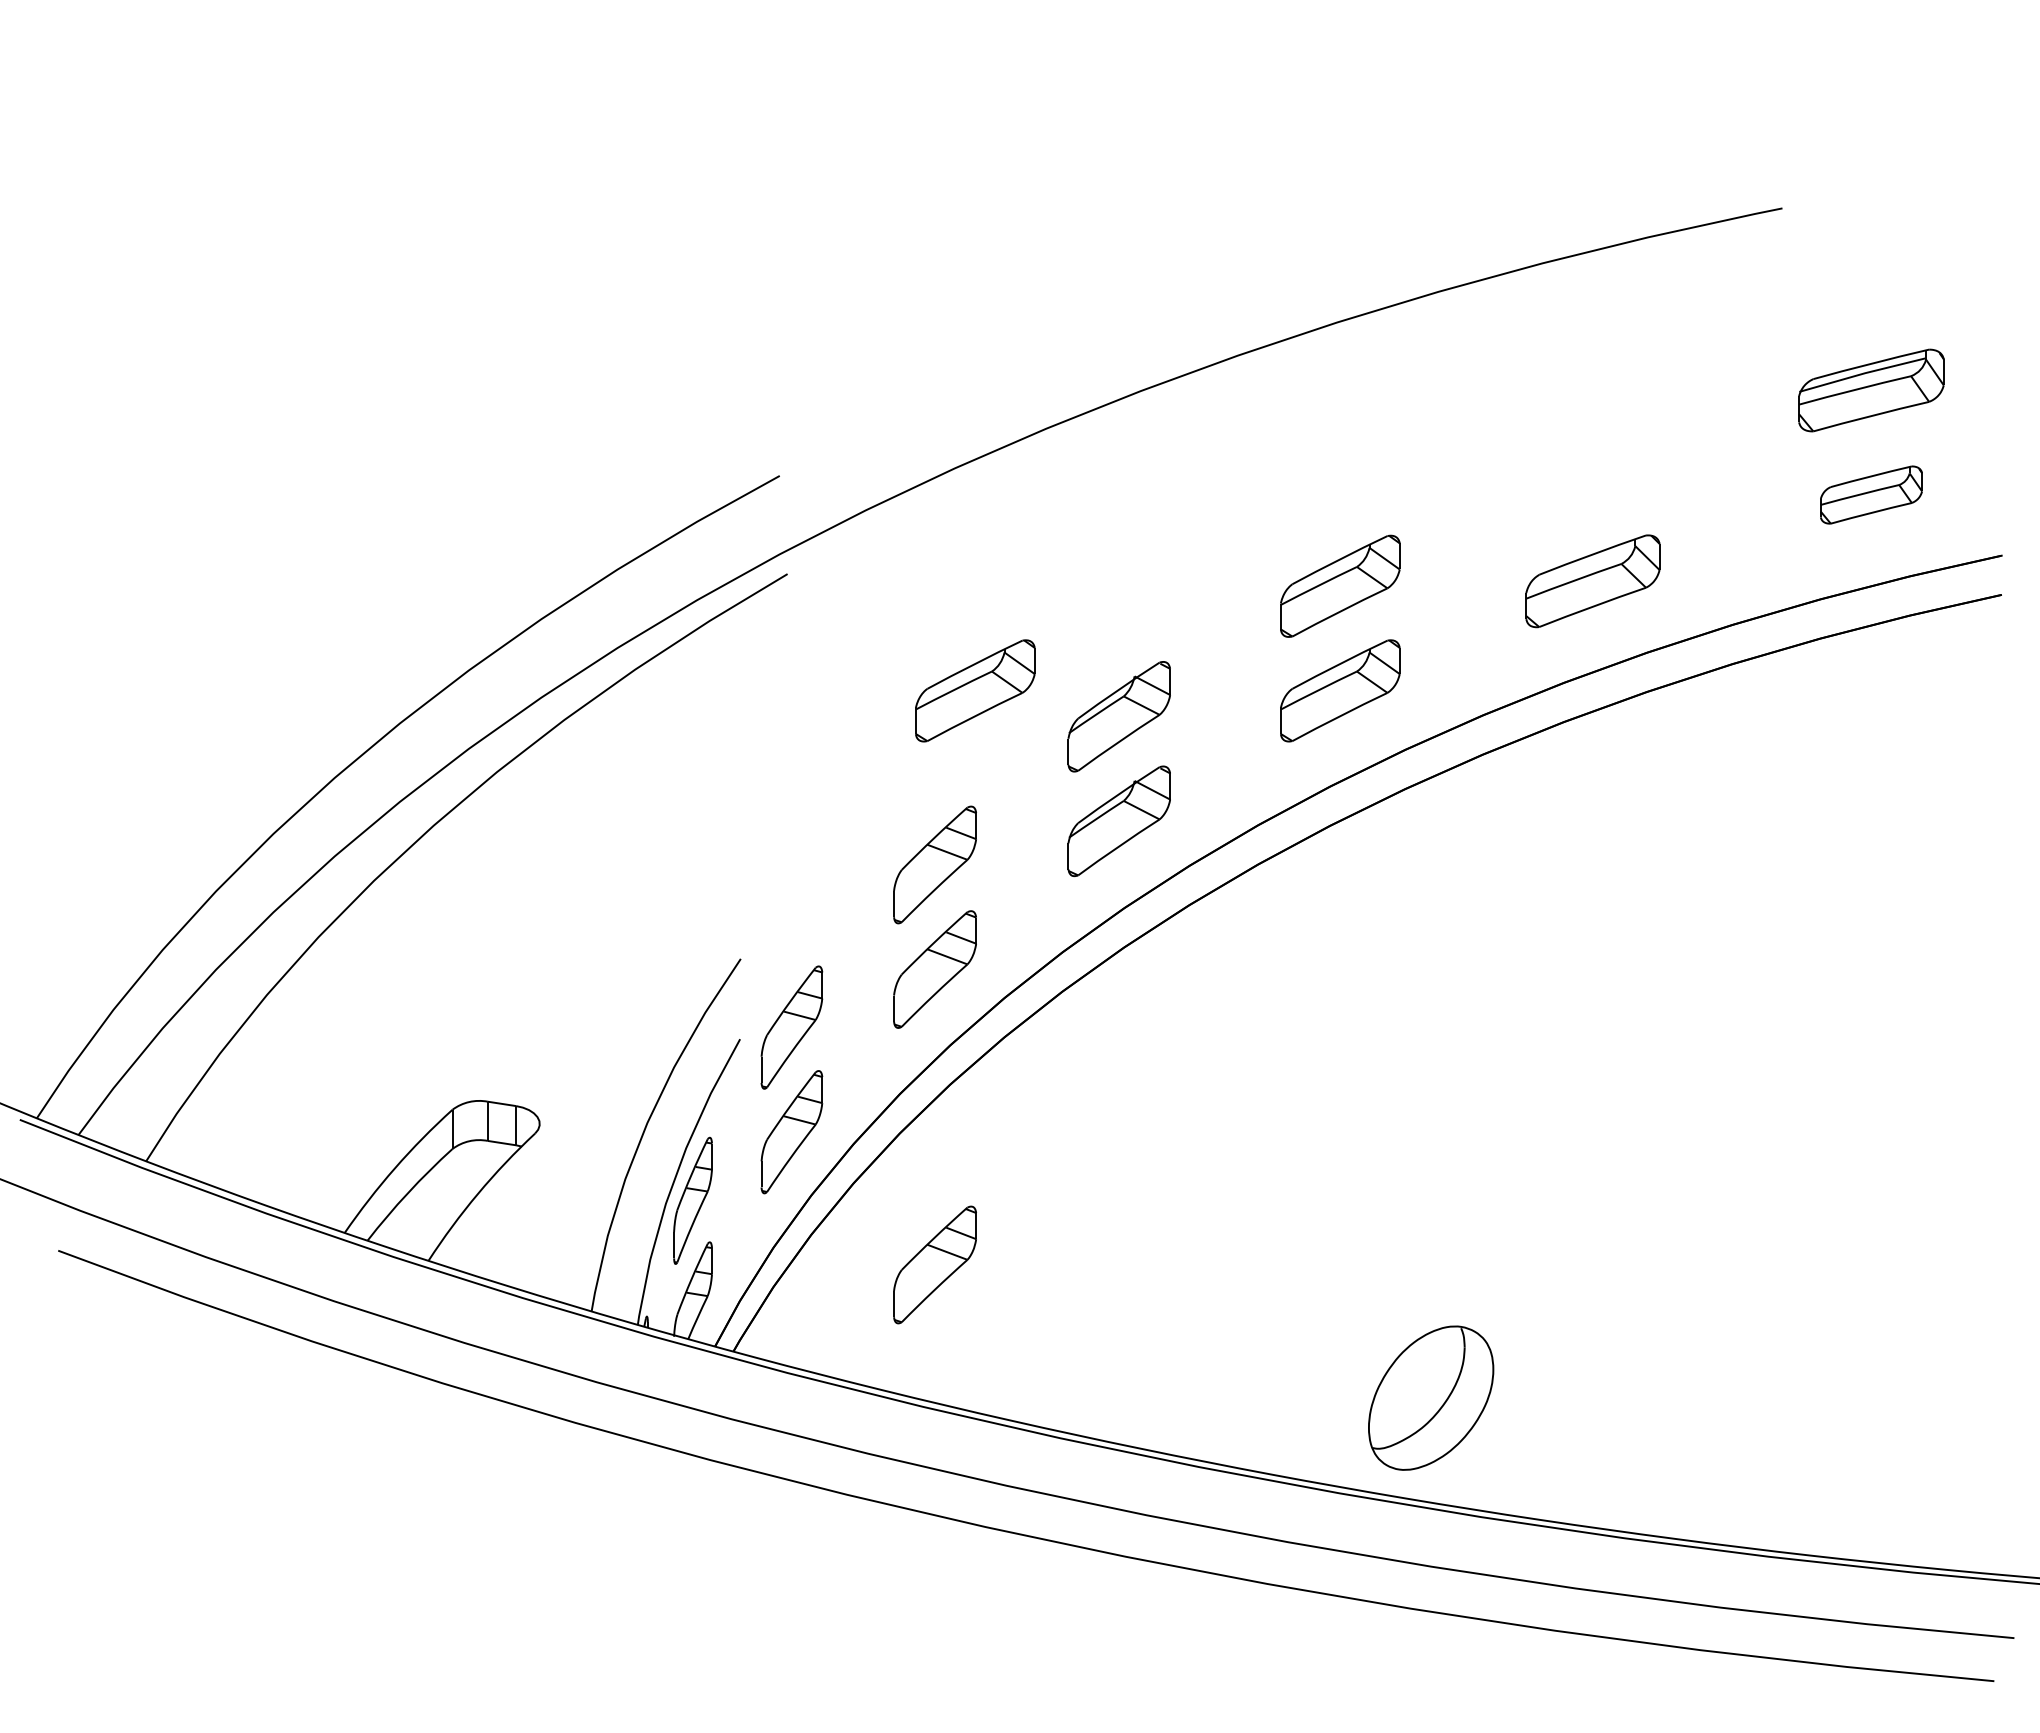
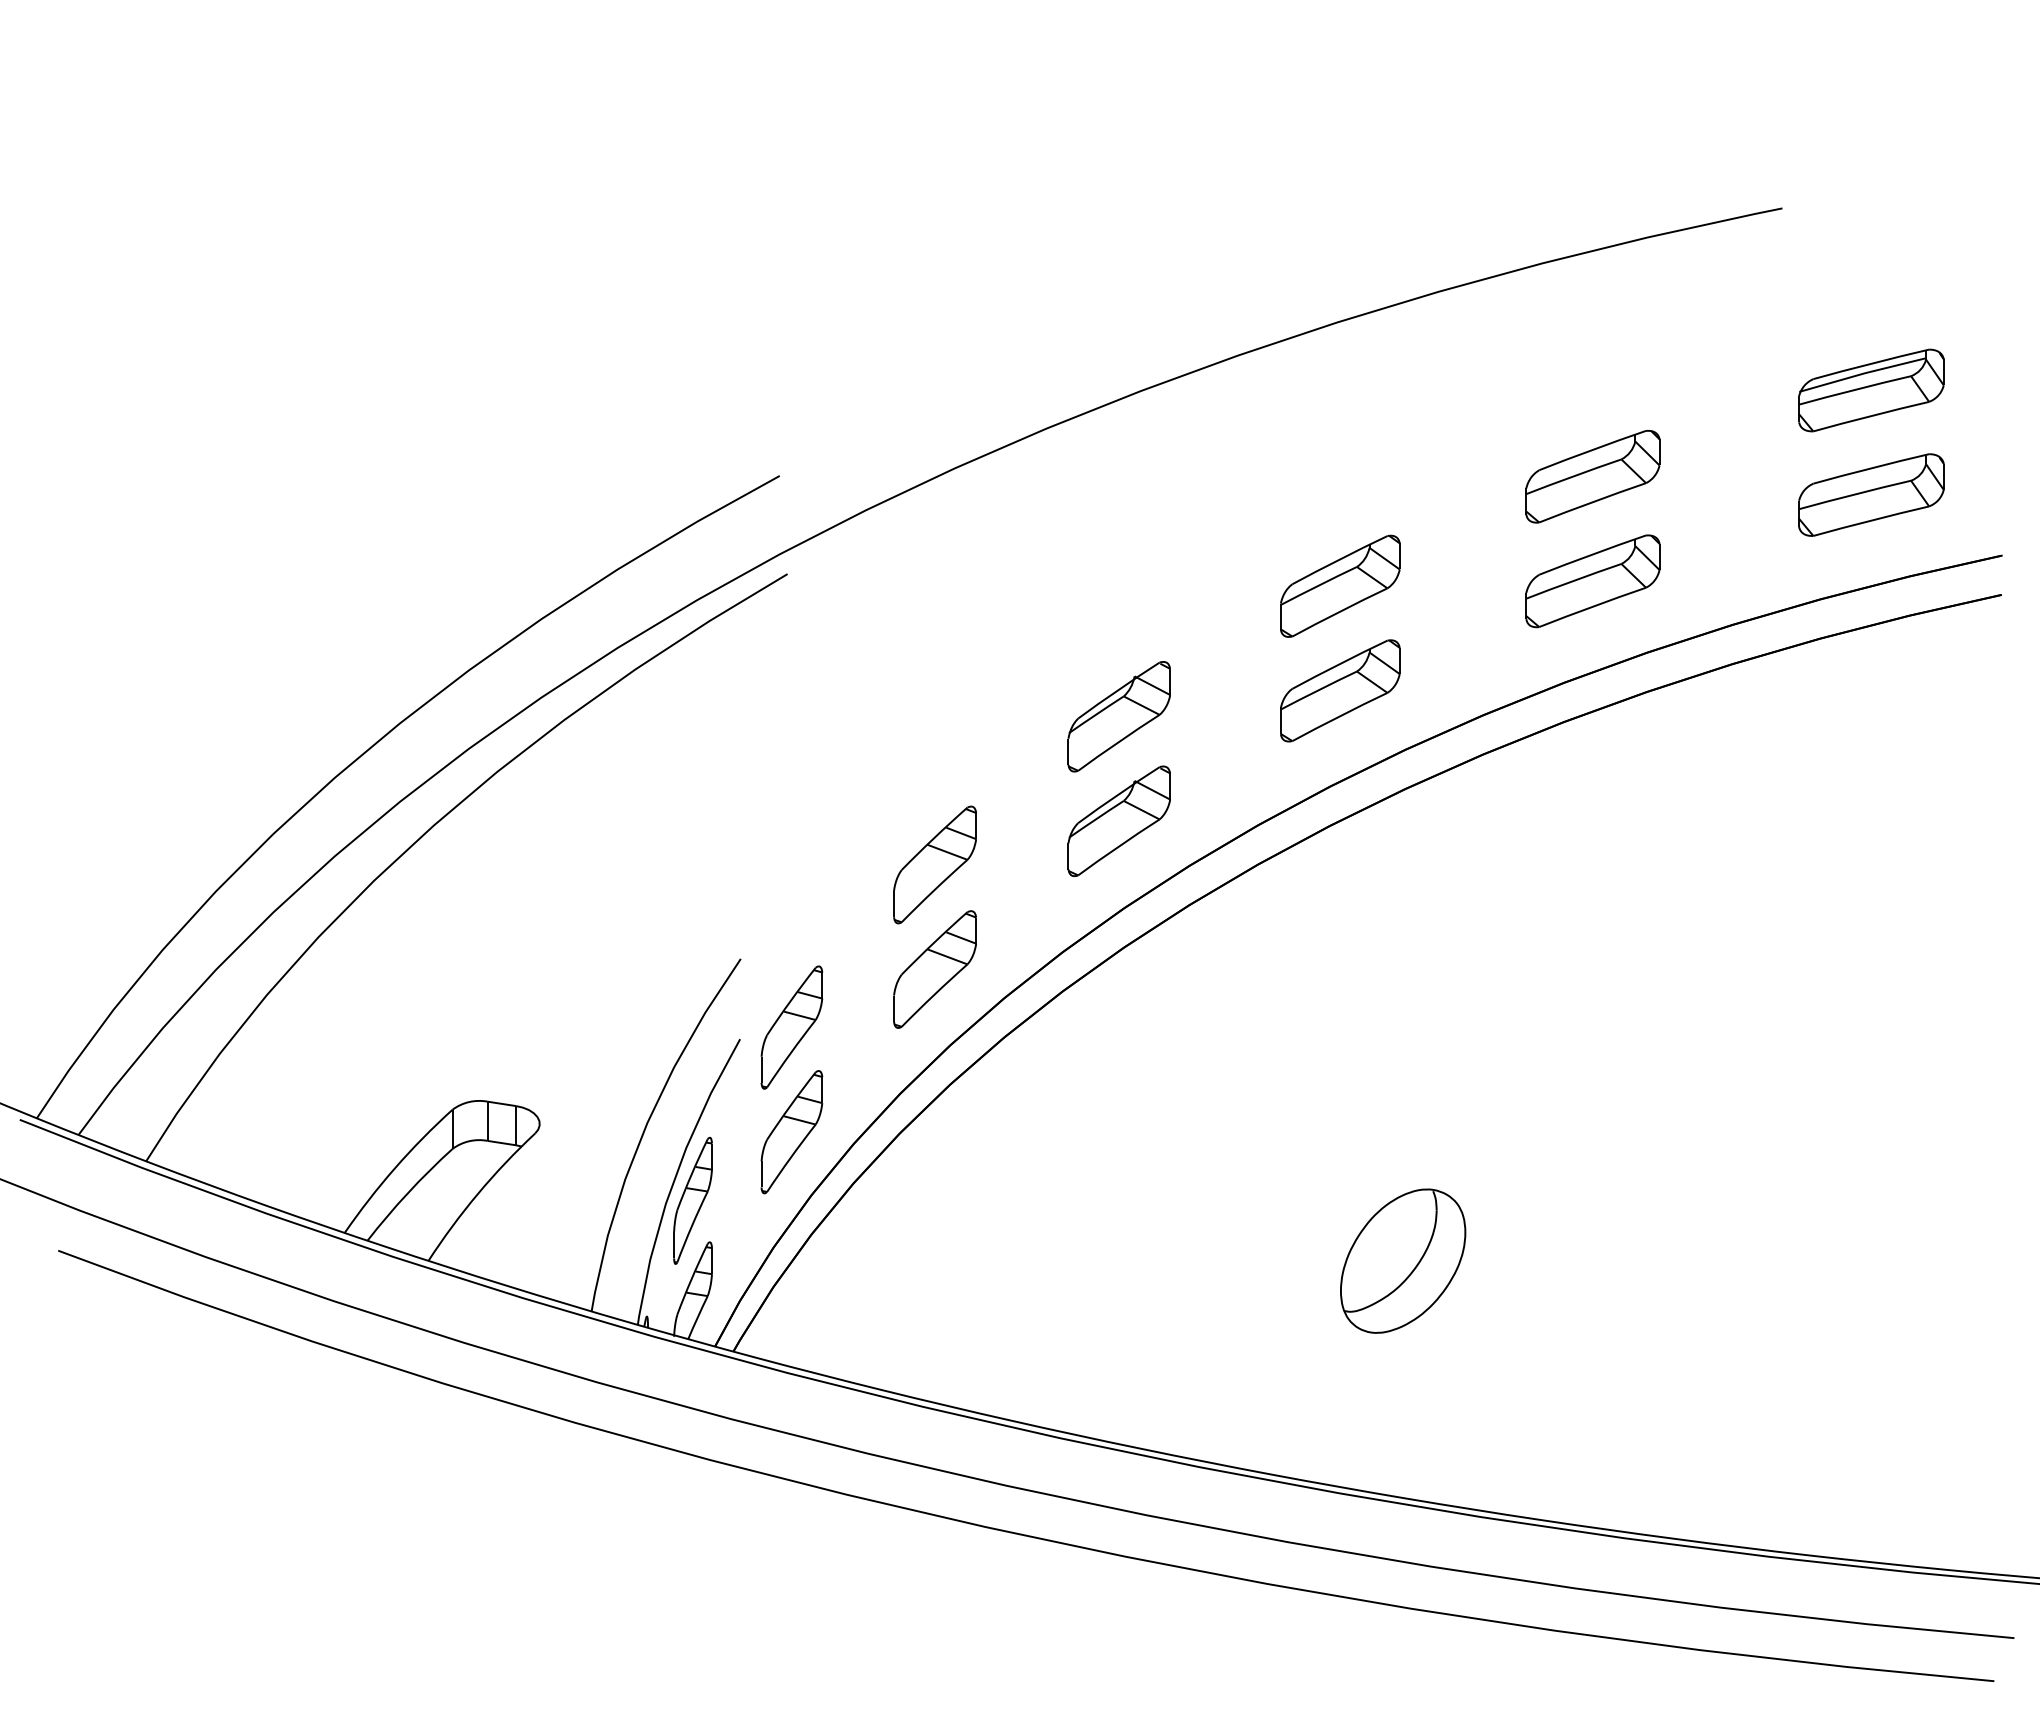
part: none -> present (1592, 476)
part size: 103x60 px -> 147x84 px (1871, 494)
part: present -> none (975, 690)
part: present -> none (934, 1264)
part position: (1431, 1397) -> (1403, 1260) (1403, 1260)
